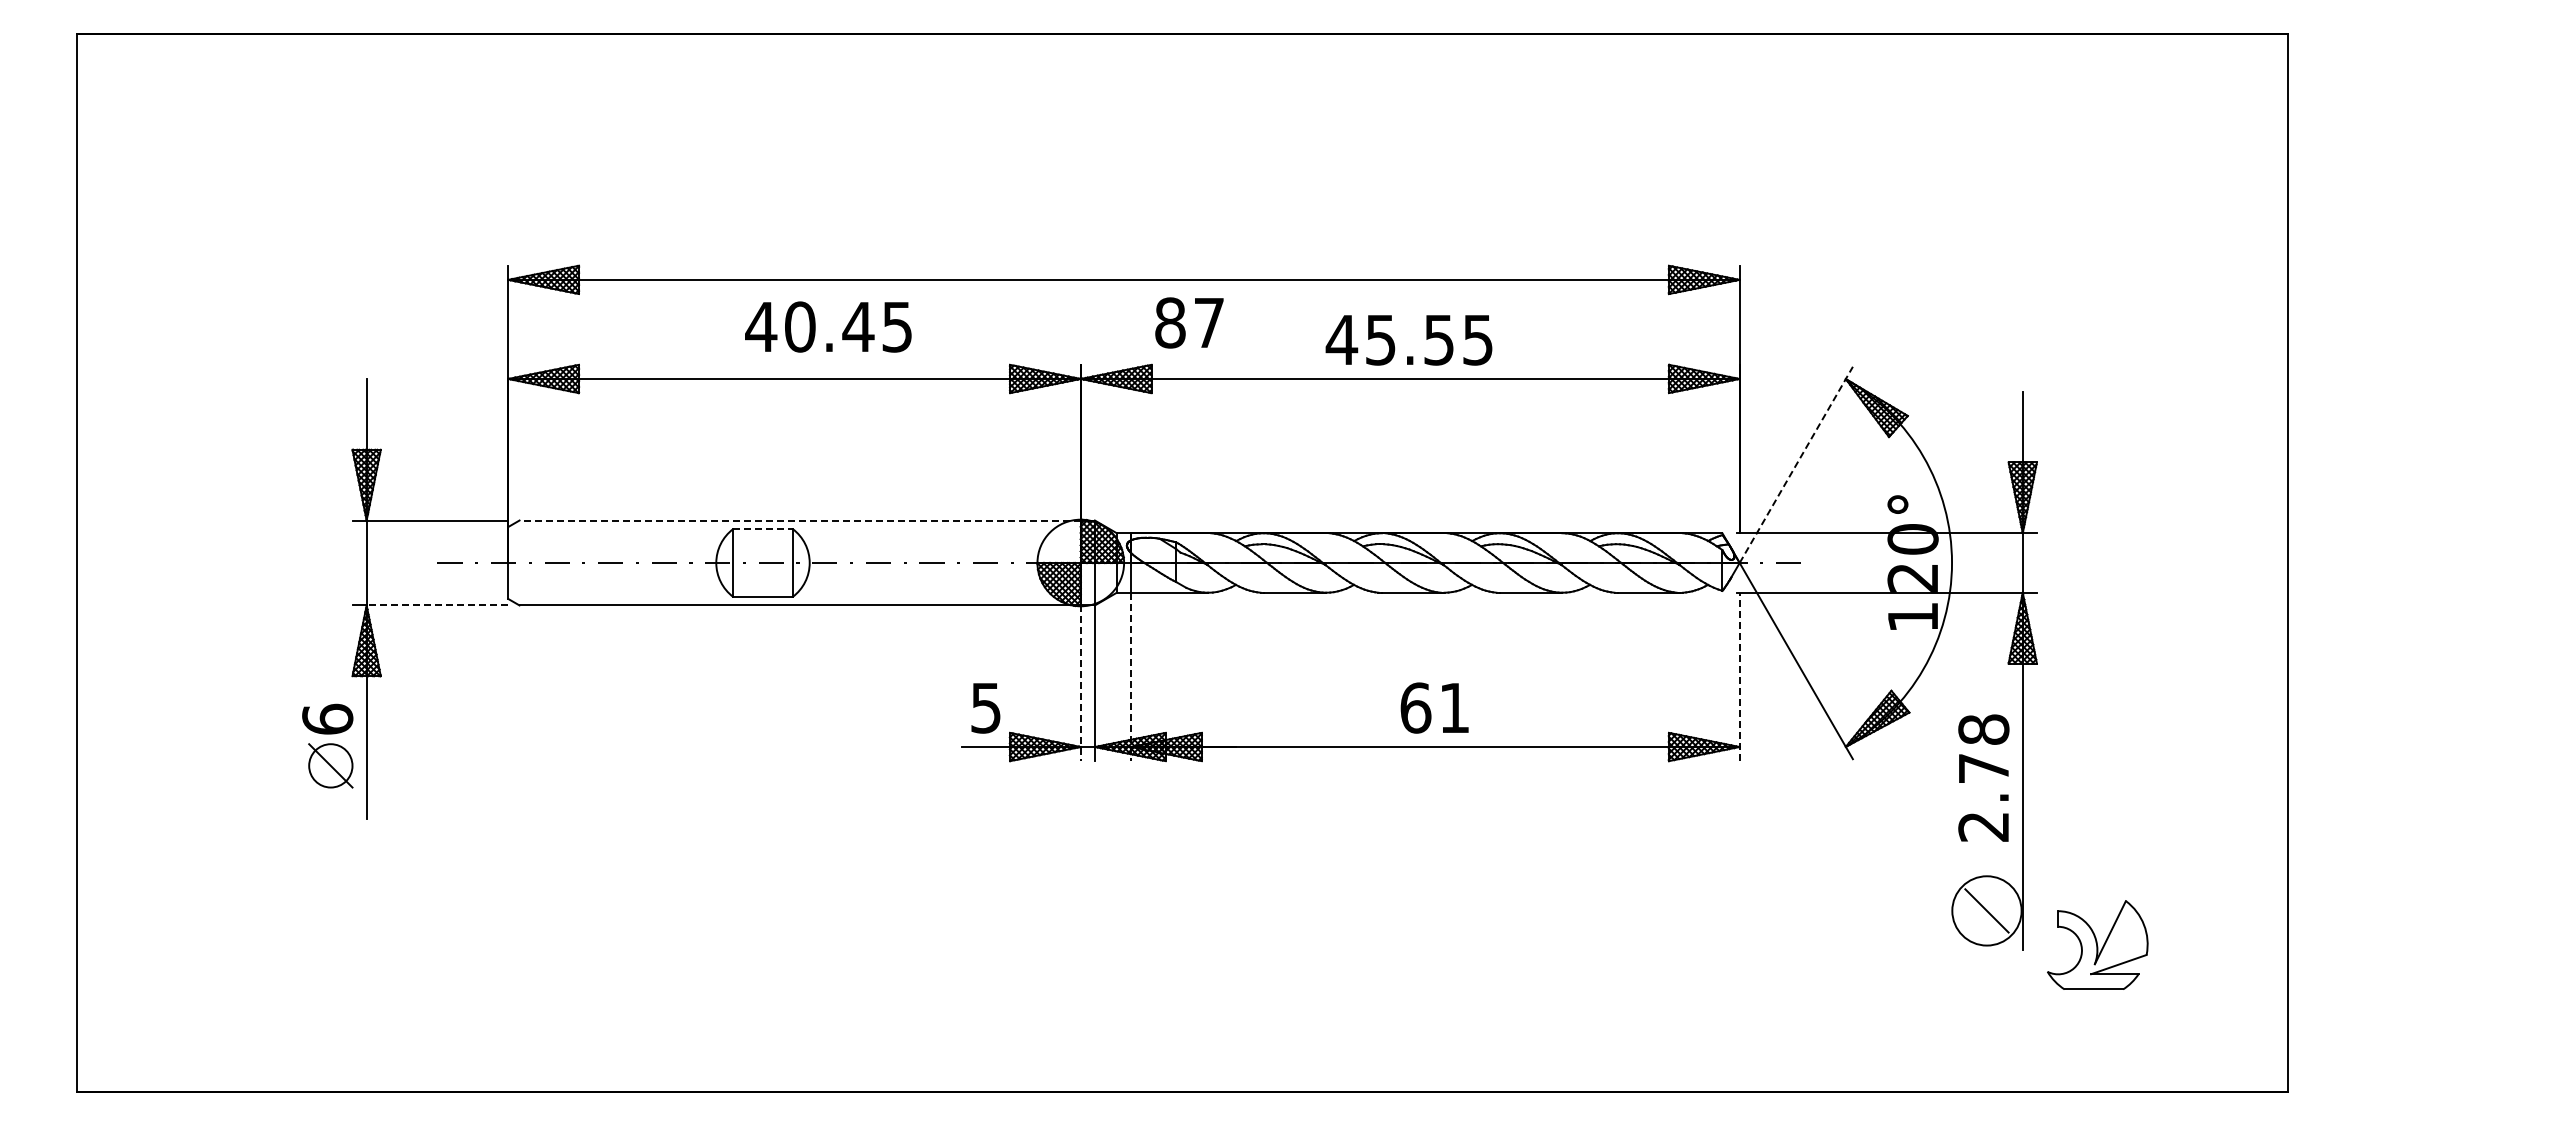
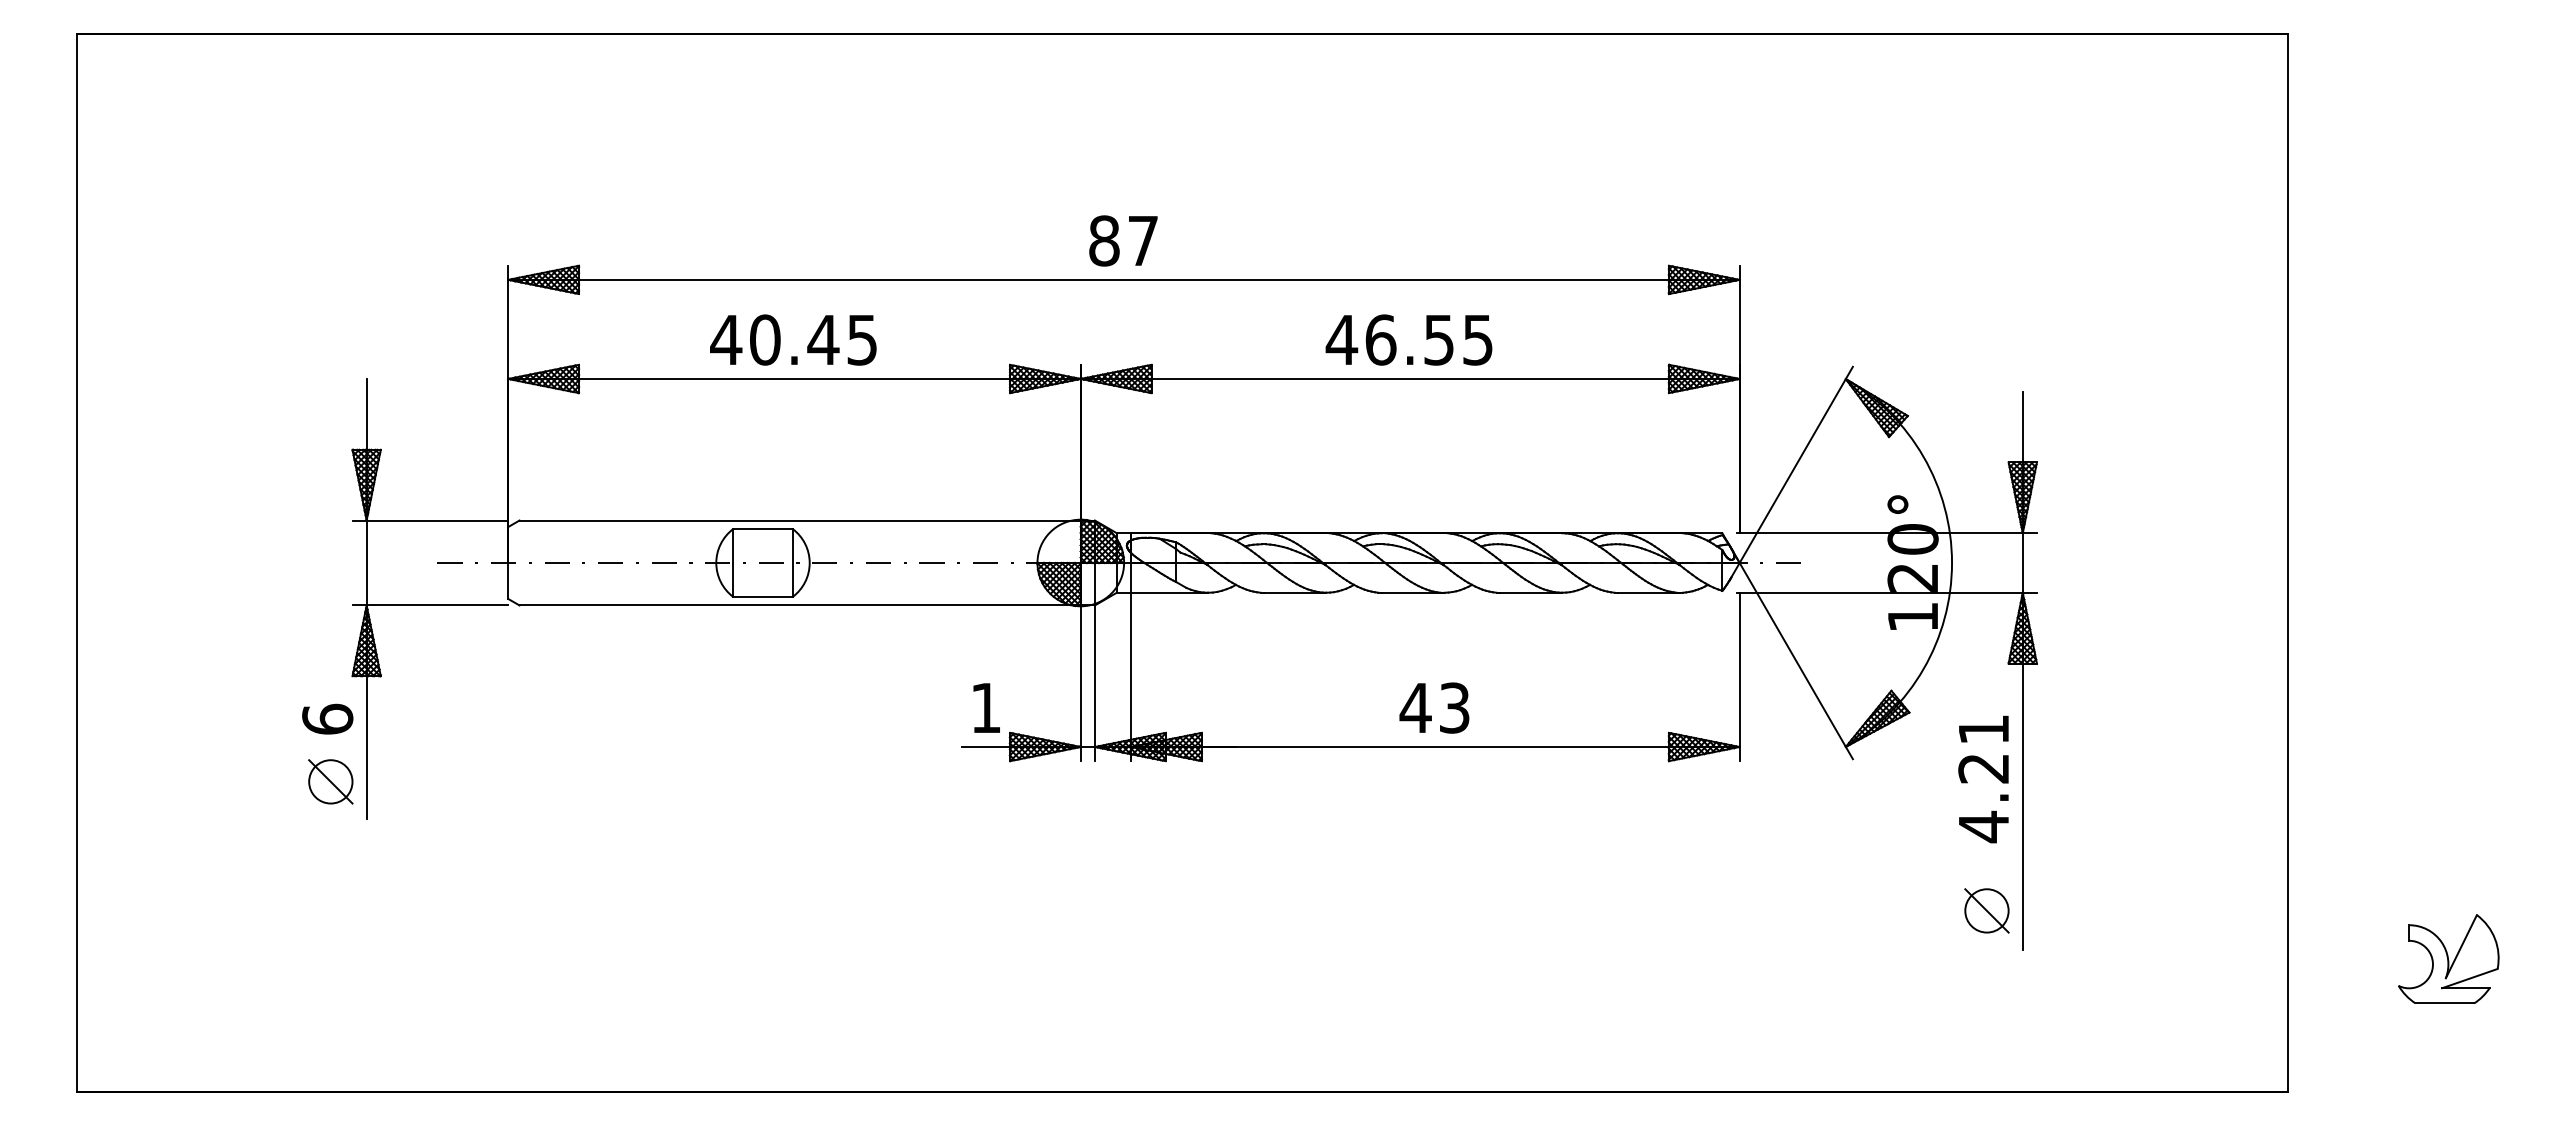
text position: (1189, 322) -> (1123, 240) (1123, 240)
text position: (828, 326) -> (793, 339) (793, 339)
text: 45.55 -> 46.55 (1380, 339)
line: dashed -> solid (1796, 464)
line: dashed -> solid (800, 520)
line: dashed -> solid (763, 529)
line: dashed -> solid (437, 605)
line: dashed -> solid (1739, 676)
line: dashed -> solid (1131, 677)
line: dashed -> solid (1080, 683)
text: 61 -> 43 (1434, 707)
text: 5 -> 1 (985, 708)
part position: (330, 765) -> (330, 781) (330, 781)
text: 2.78 -> 4.21 (1983, 778)
circle diameter: 69 px -> 43 px (1986, 910)
part position: (2097, 944) -> (2448, 958) (2448, 958)
